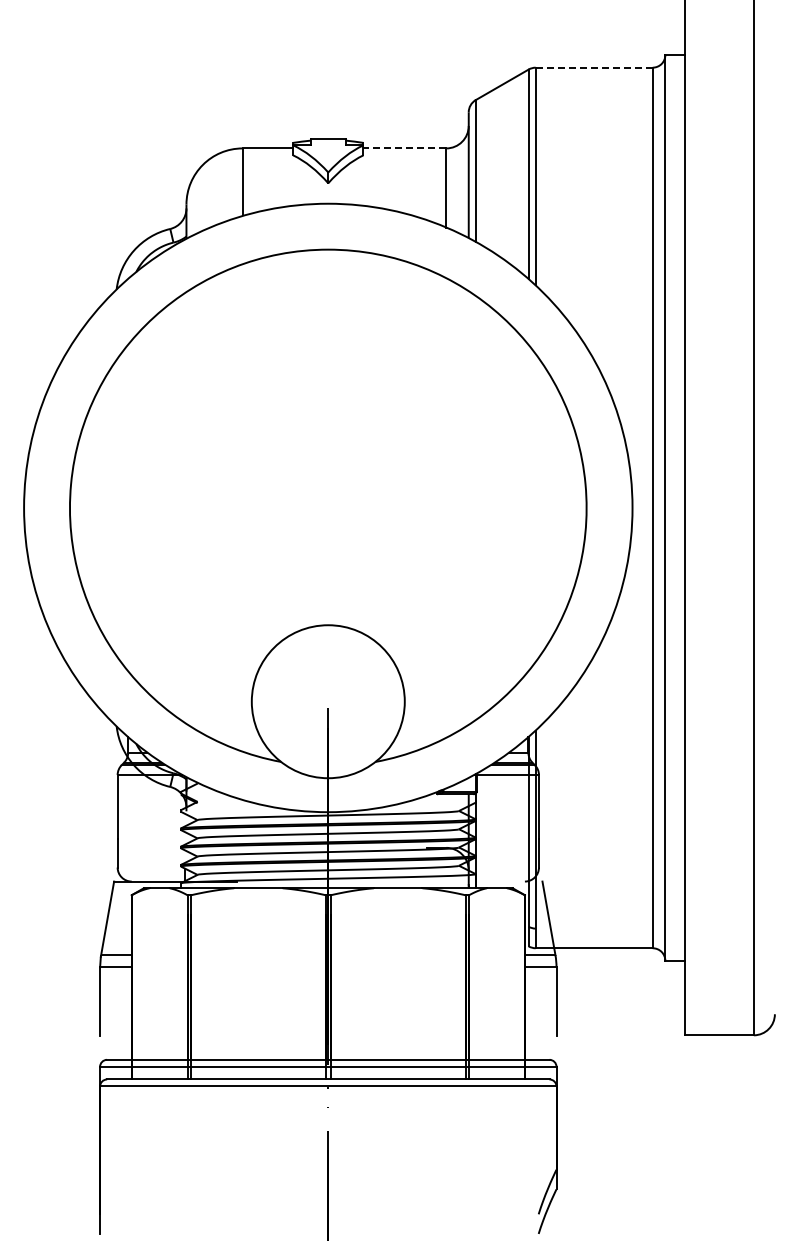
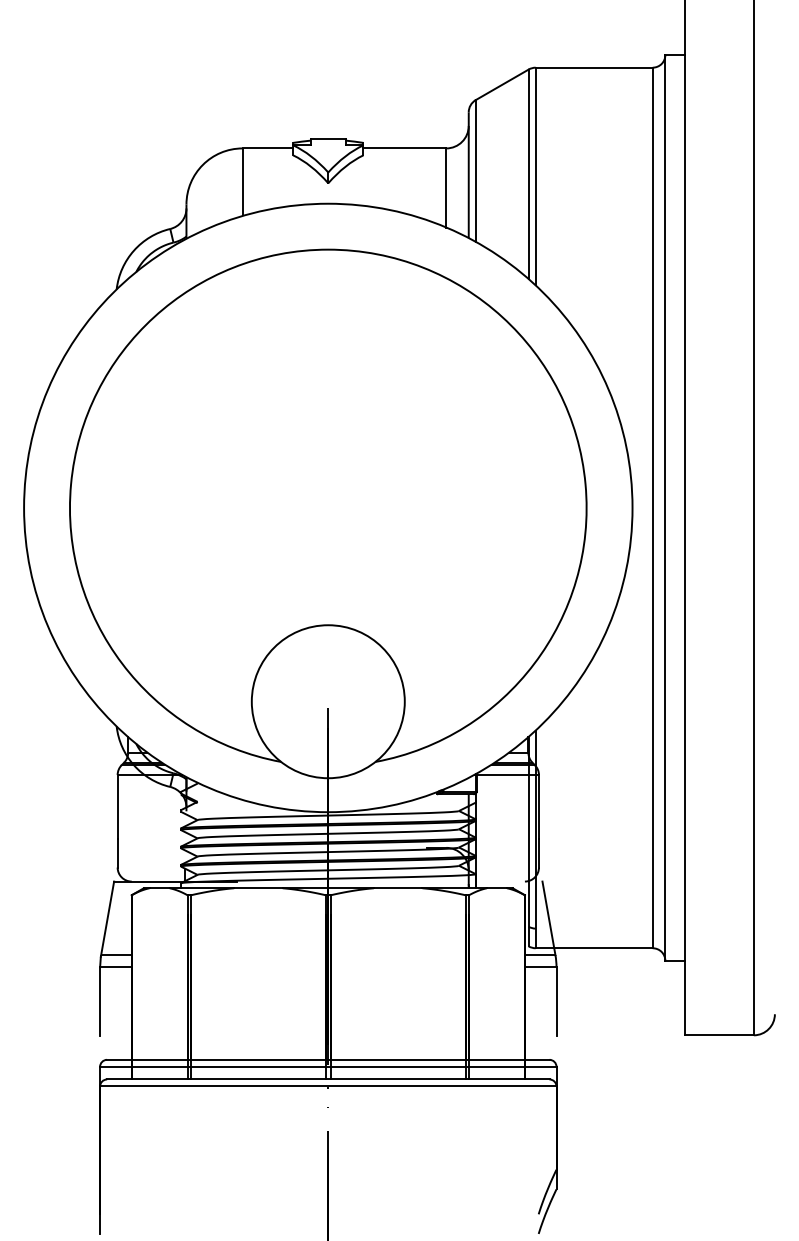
line: dashed -> solid (594, 67)
line: dashed -> solid (404, 148)
